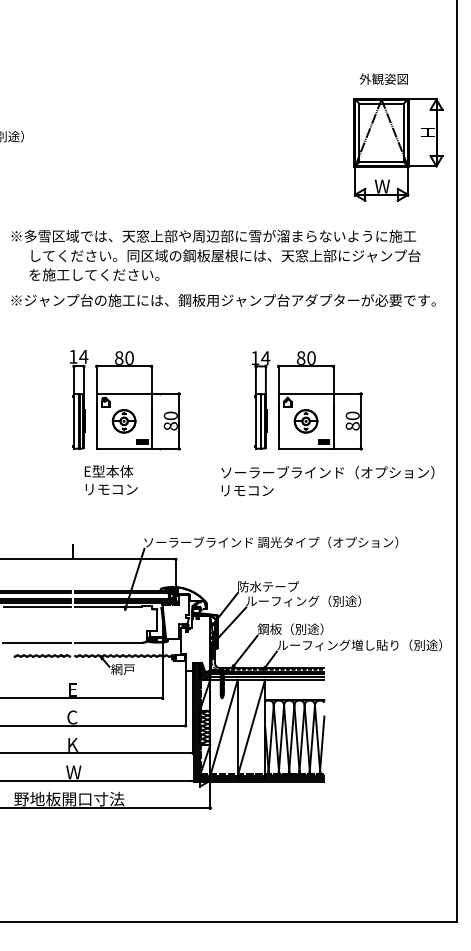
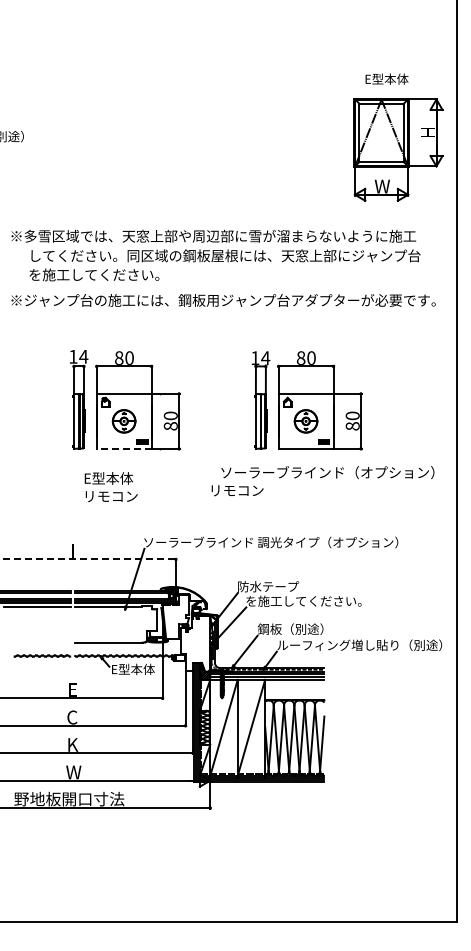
text: 外観姿図 -> E型本体 (384, 78)
line: solid -> dashed (123, 448)
text position: (110, 479) -> (110, 486) (110, 486)
text position: (247, 490) -> (237, 490) (237, 490)
line: solid -> dashed (88, 559)
text: ルーフィング（別途） -> を施工してください。 (303, 600)
line: present -> none (36, 642)
text: 網戸 -> E型本体 (132, 669)
